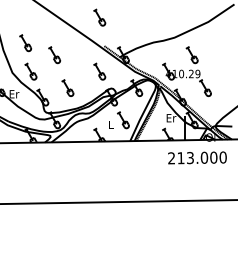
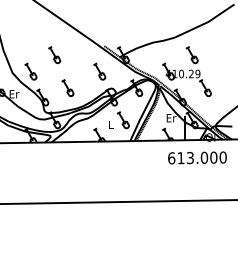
part: present -> none (99, 17)
part: present -> none (25, 43)
text: 213.000 -> 613.000 (171, 158)
